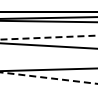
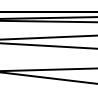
line: dashed -> solid (48, 37)
line: dashed -> solid (48, 78)
